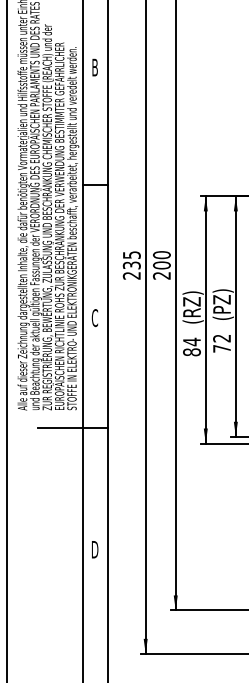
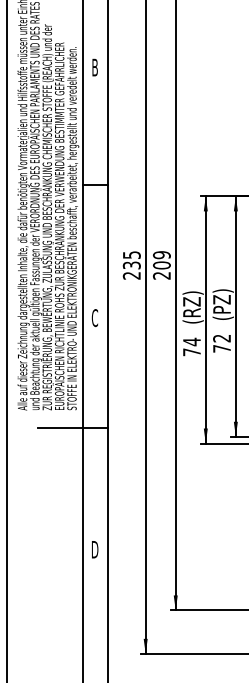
text: 200 -> 209 (161, 255)
text: 84 -> 74 (191, 352)
